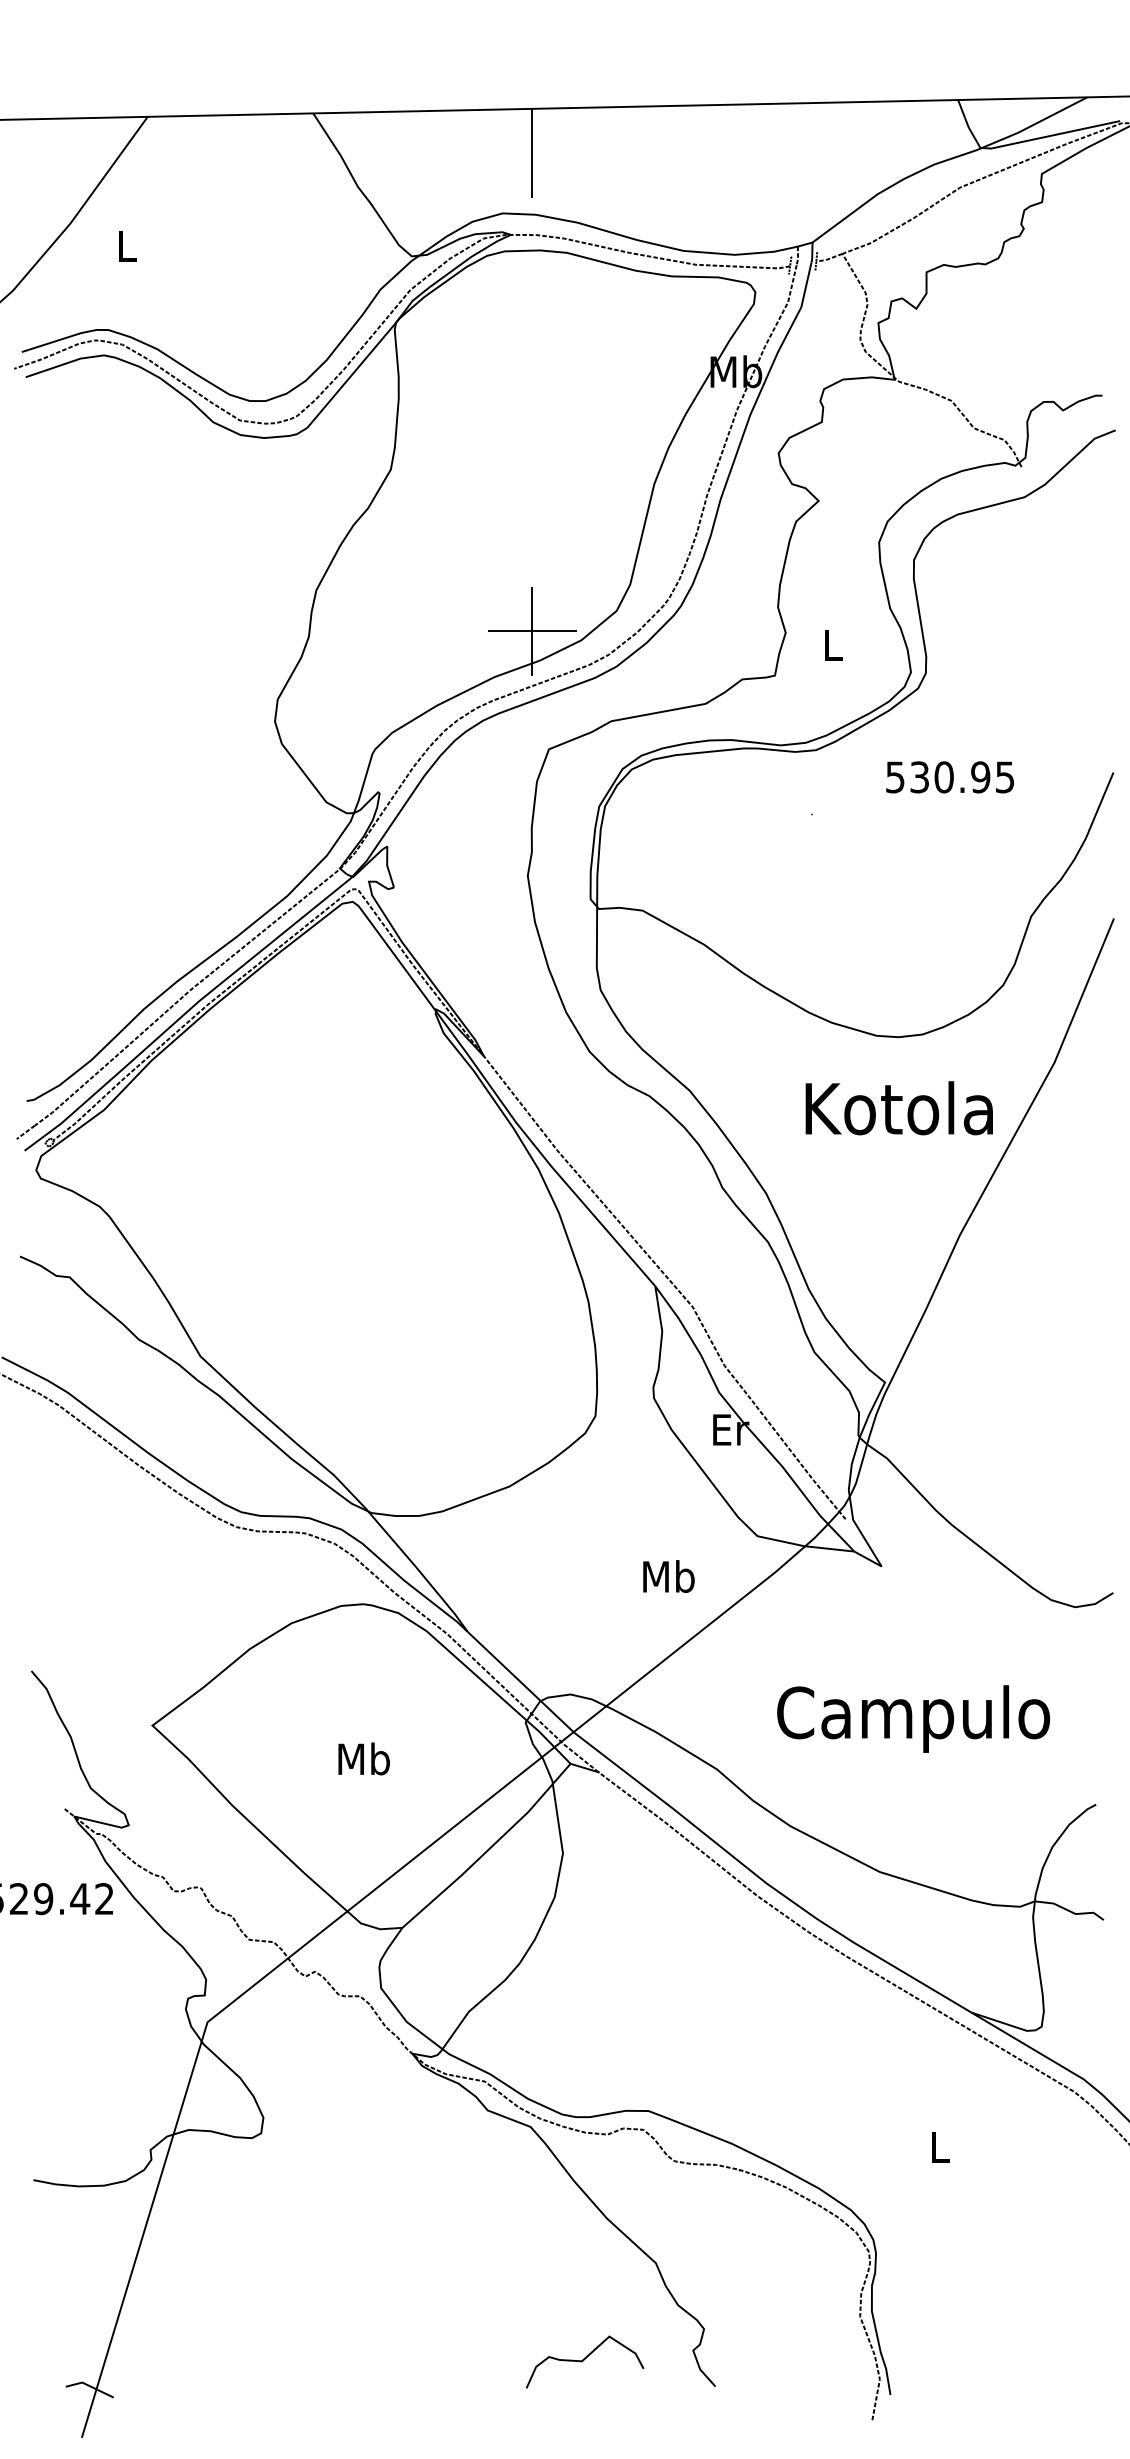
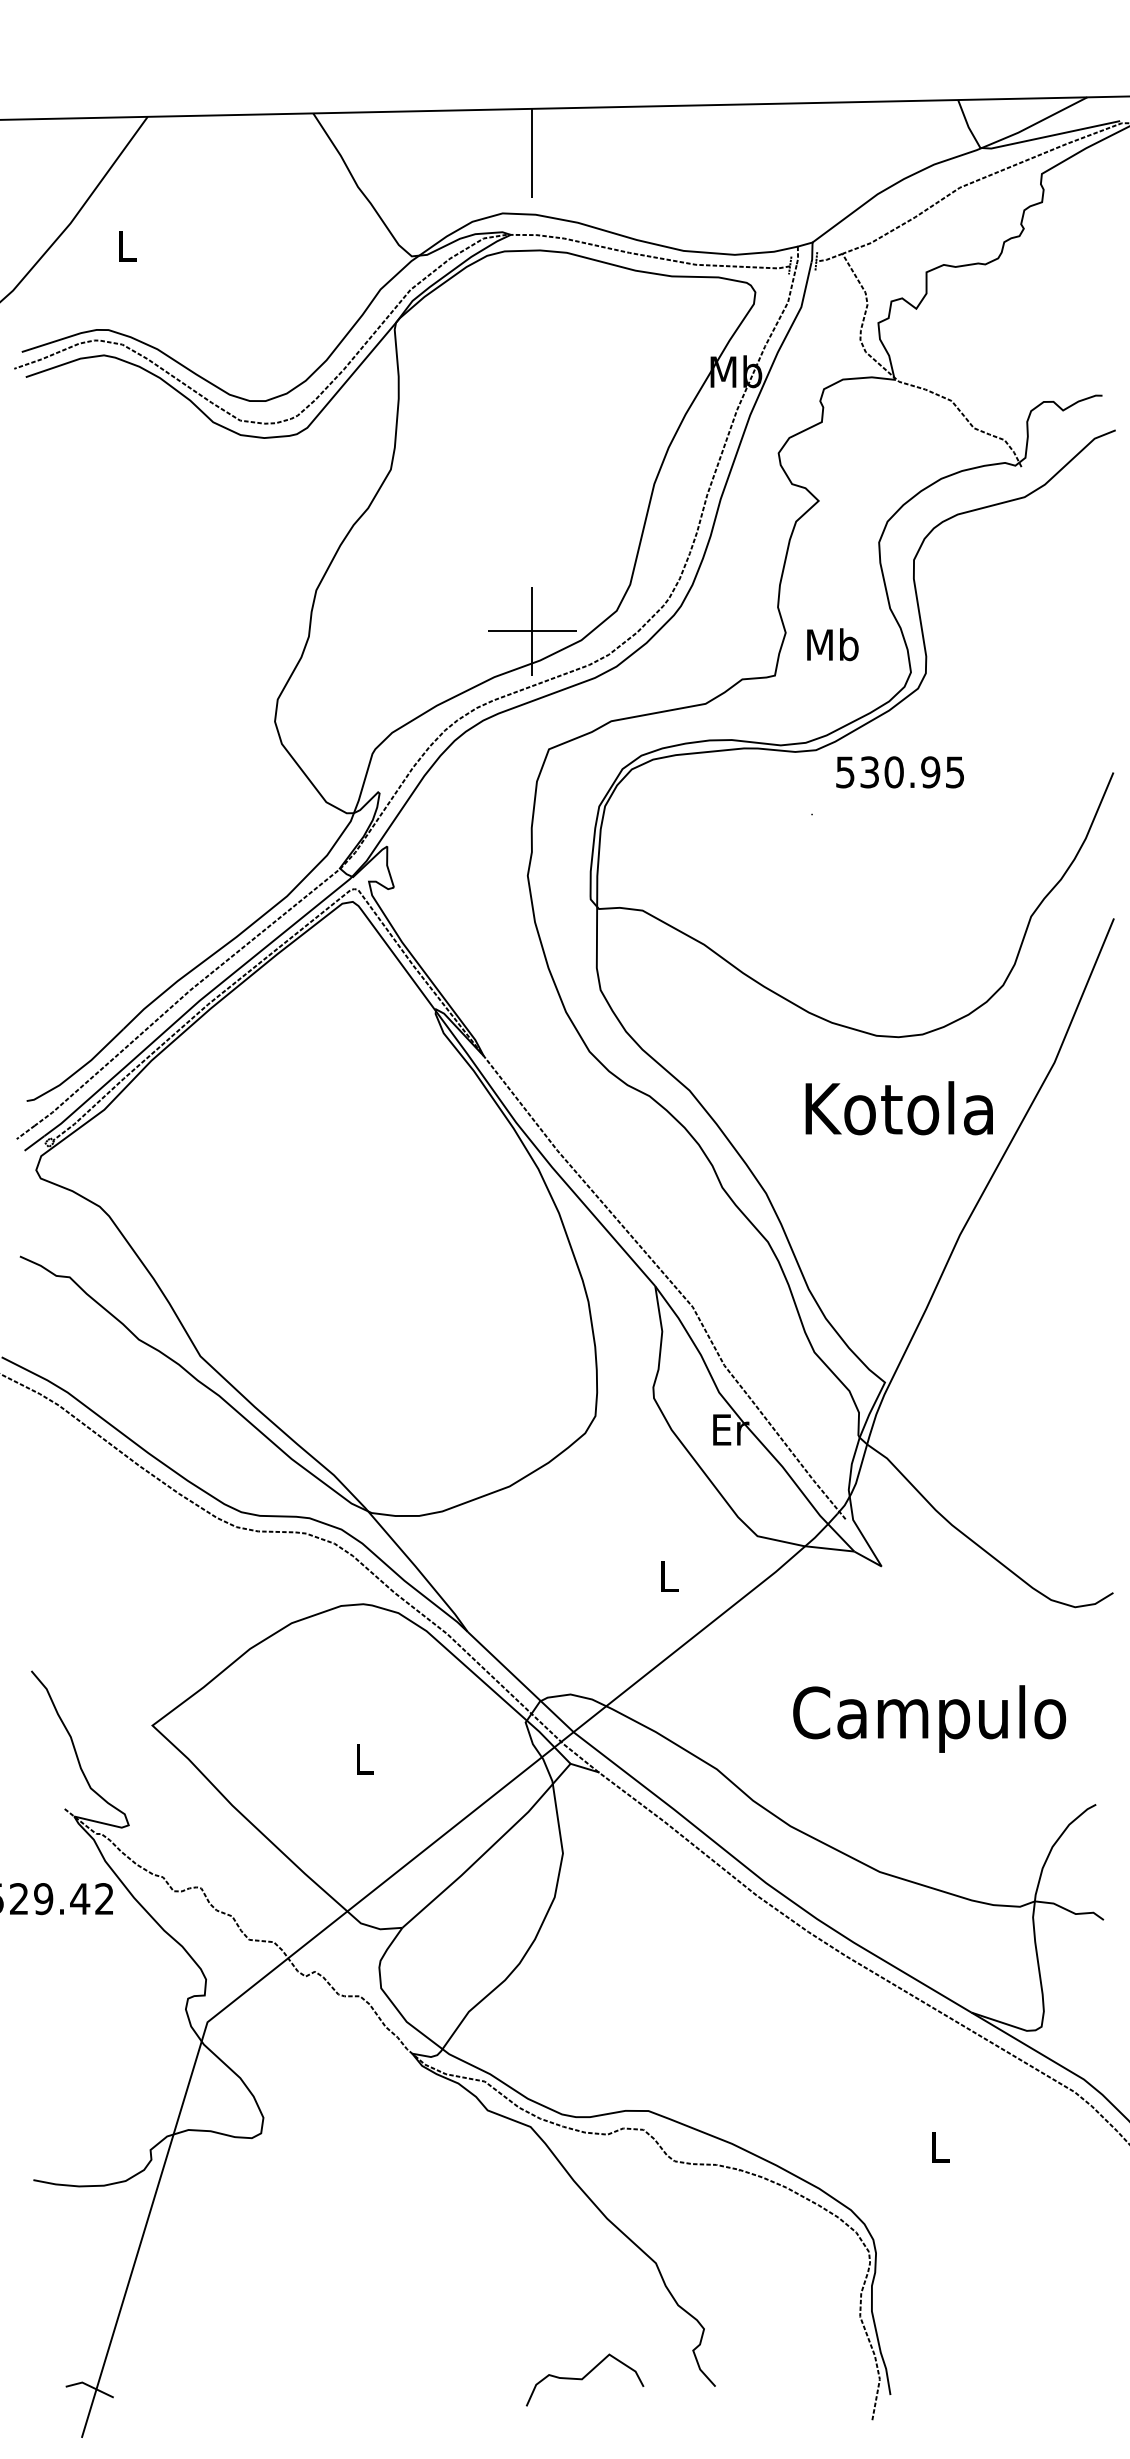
text: L -> Mb (832, 644)
text position: (949, 777) -> (899, 772) (899, 772)
text: Mb -> L (668, 1576)
text position: (913, 1718) -> (929, 1718) (929, 1718)
text: Mb -> L (363, 1758)
curve position: (584, 2360) -> (584, 2378) (584, 2378)
